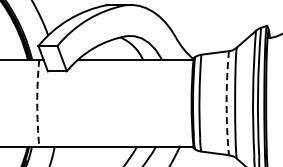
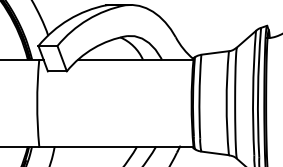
arc: dashed -> solid (37, 103)
arc: dashed -> solid (226, 103)
